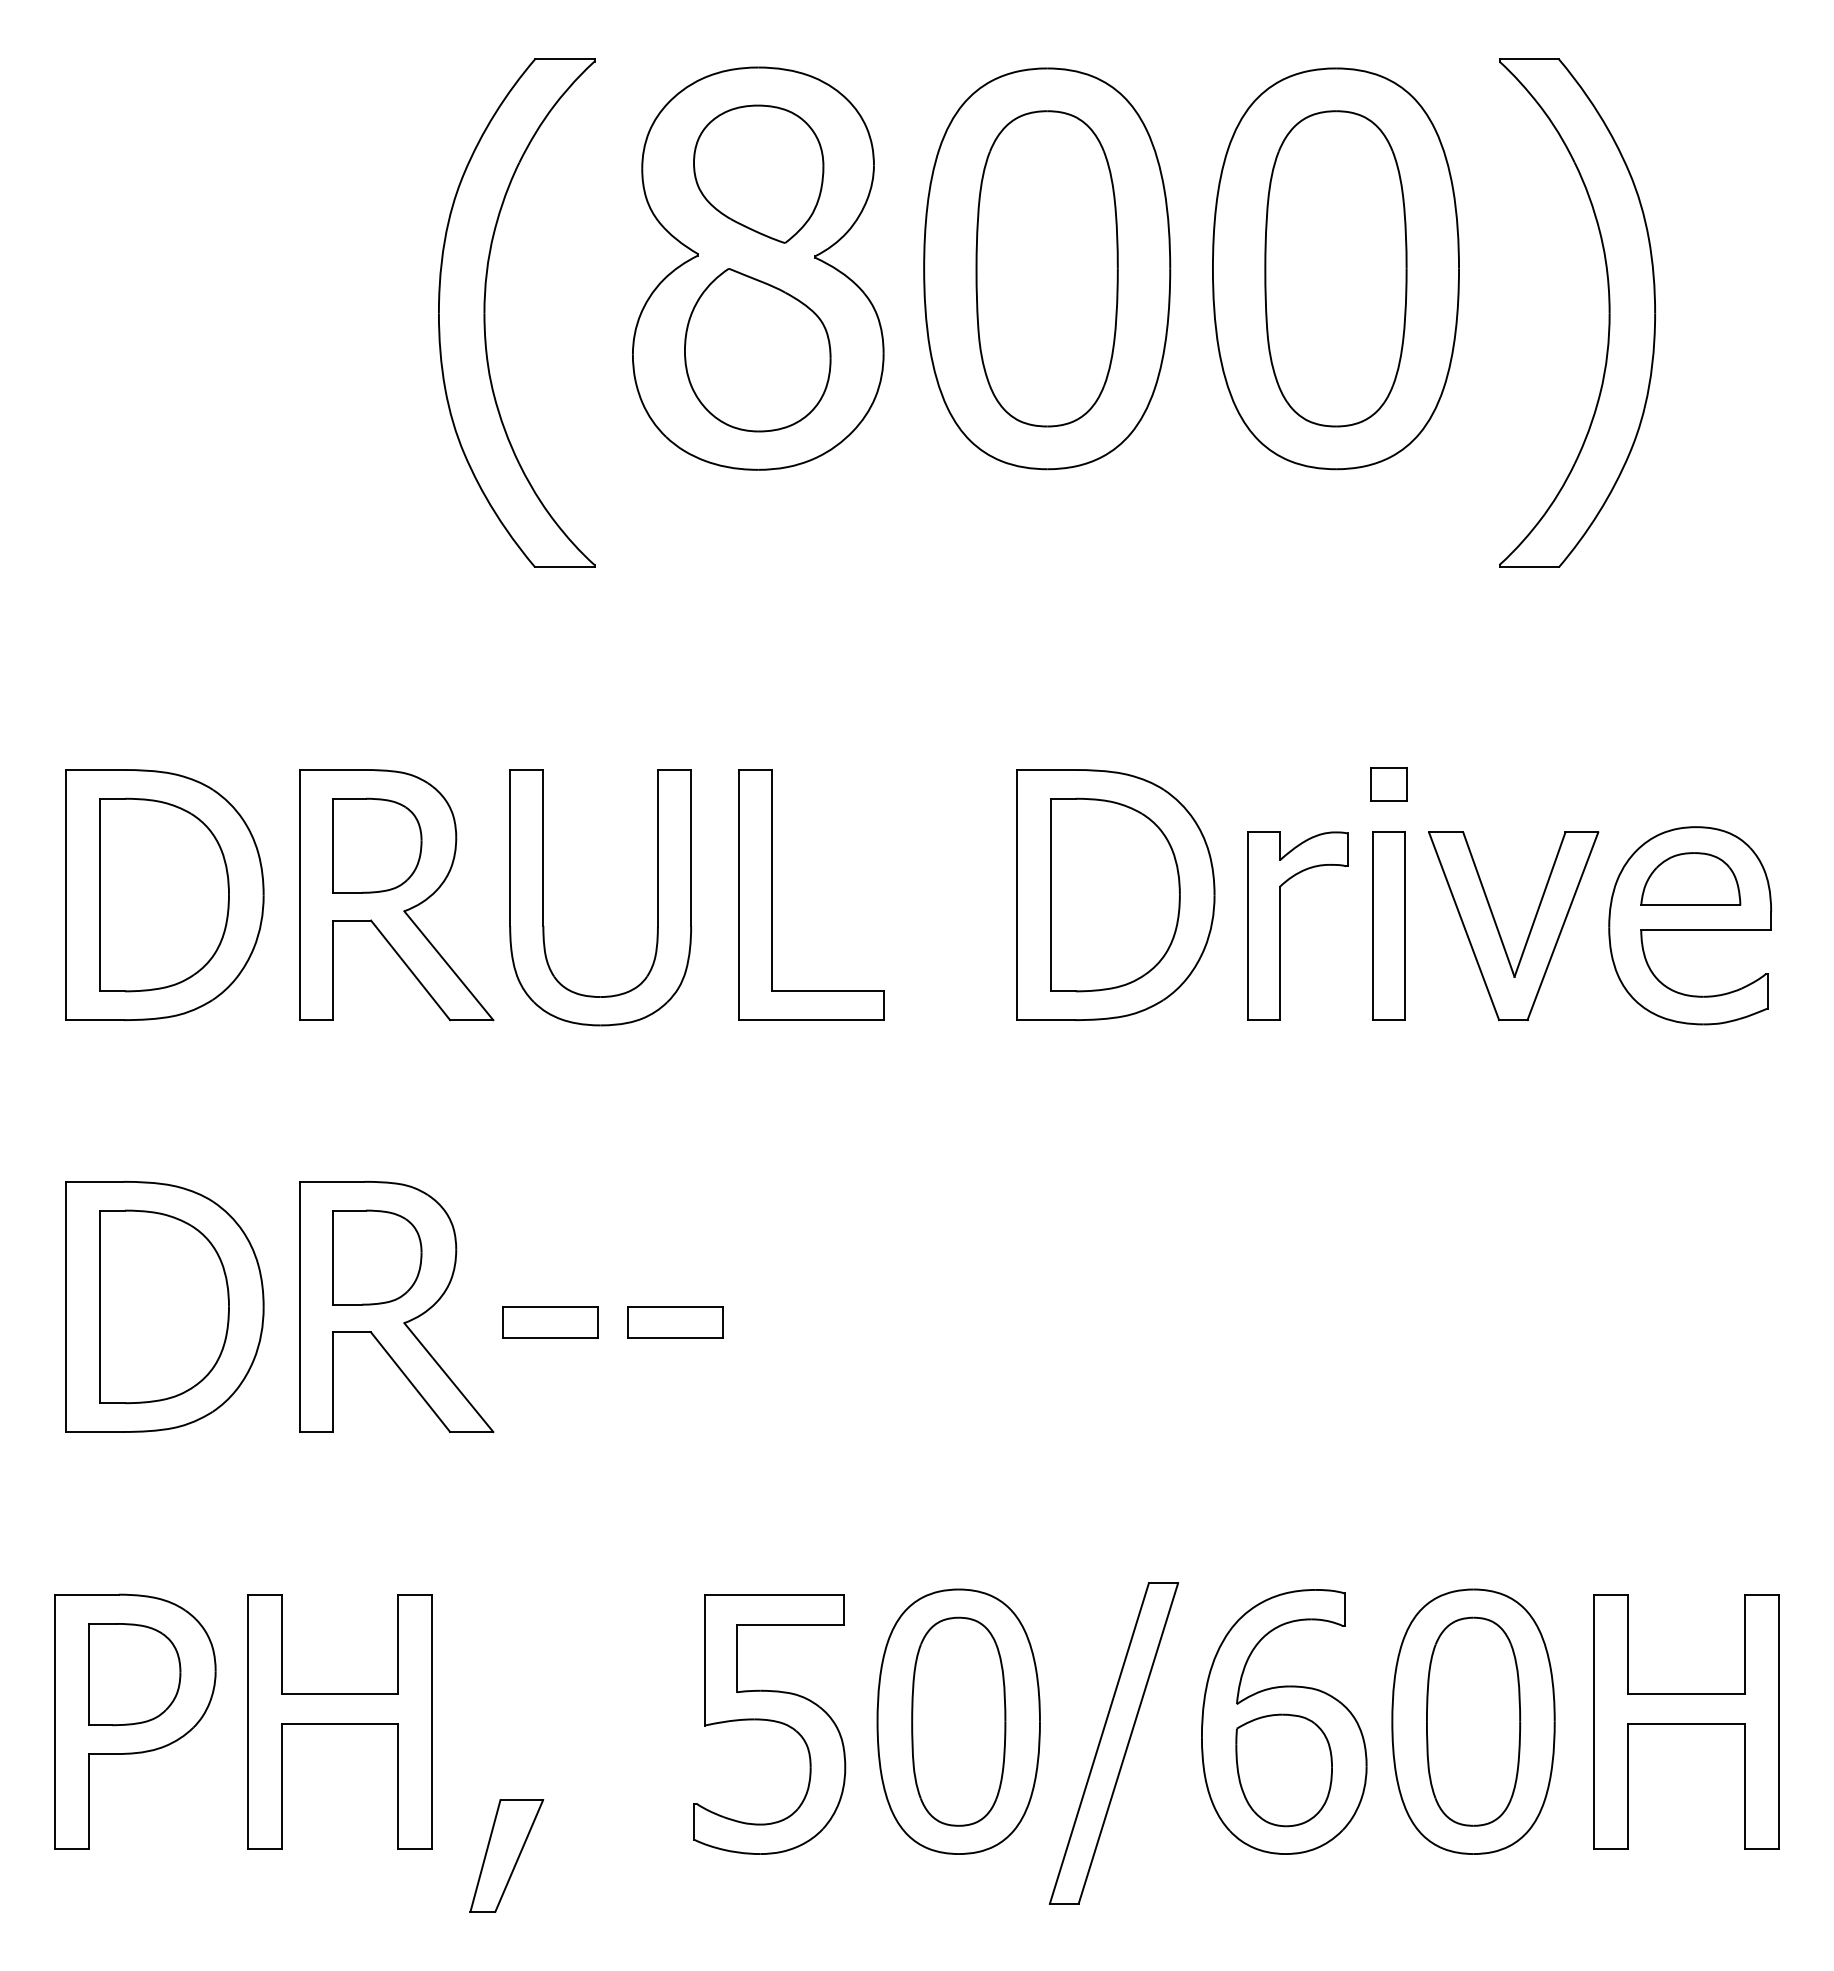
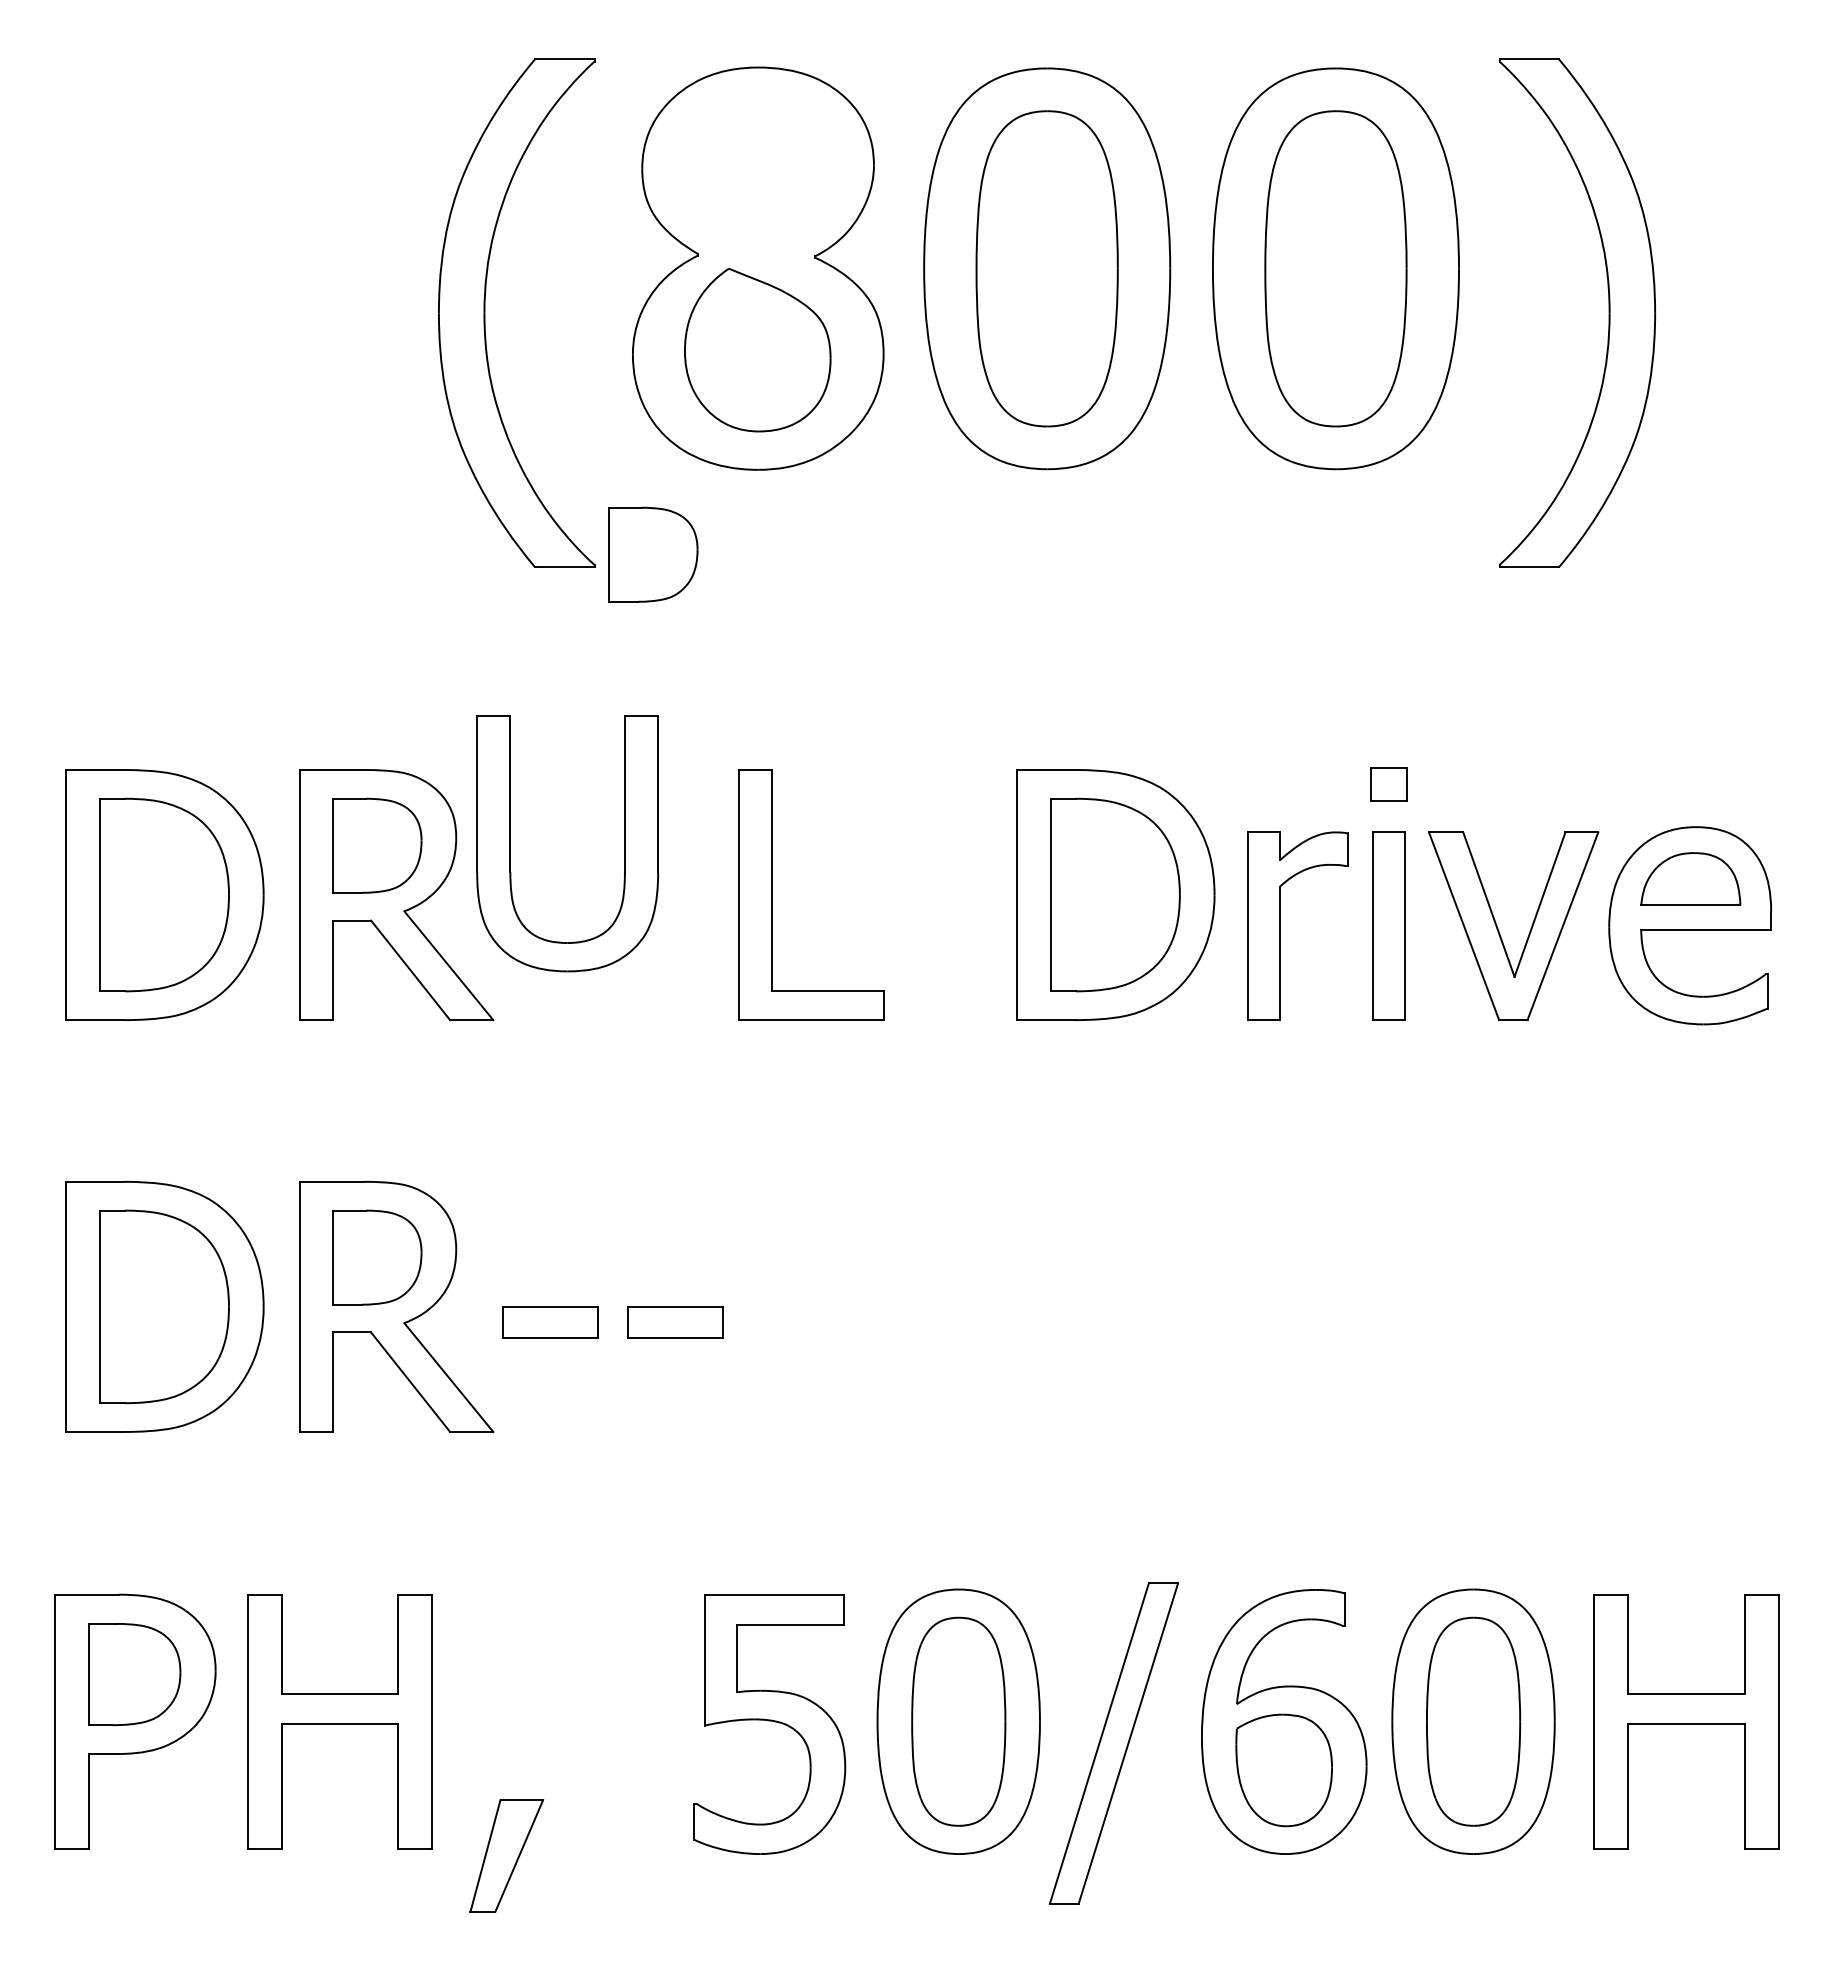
part: present -> none (758, 173)
part: none -> present (653, 554)
part position: (543, 897) -> (510, 843) (510, 843)
